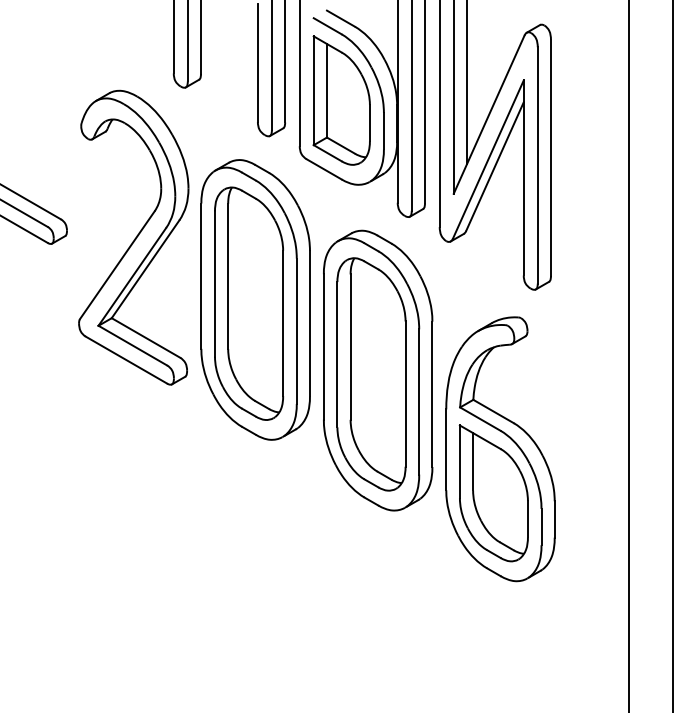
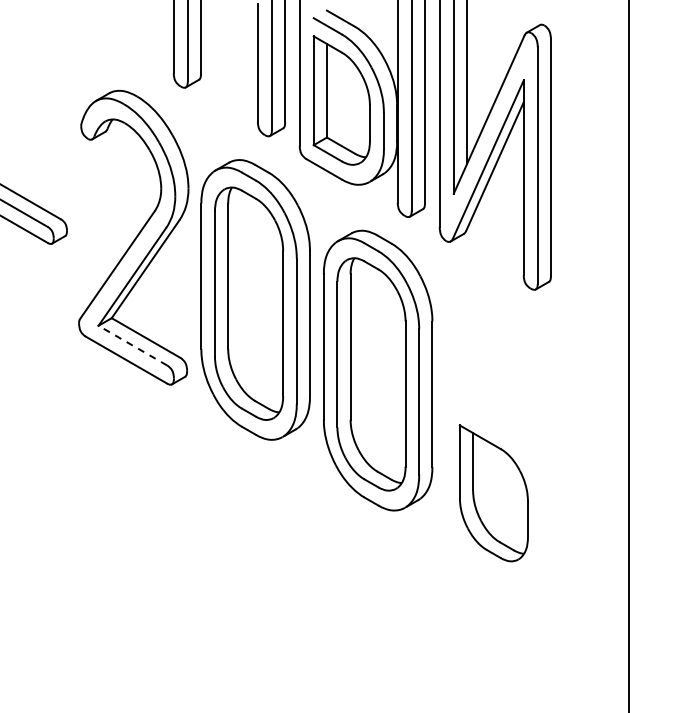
line: solid -> dashed (132, 345)
line: present -> none (673, 355)
part: present -> none (500, 449)
